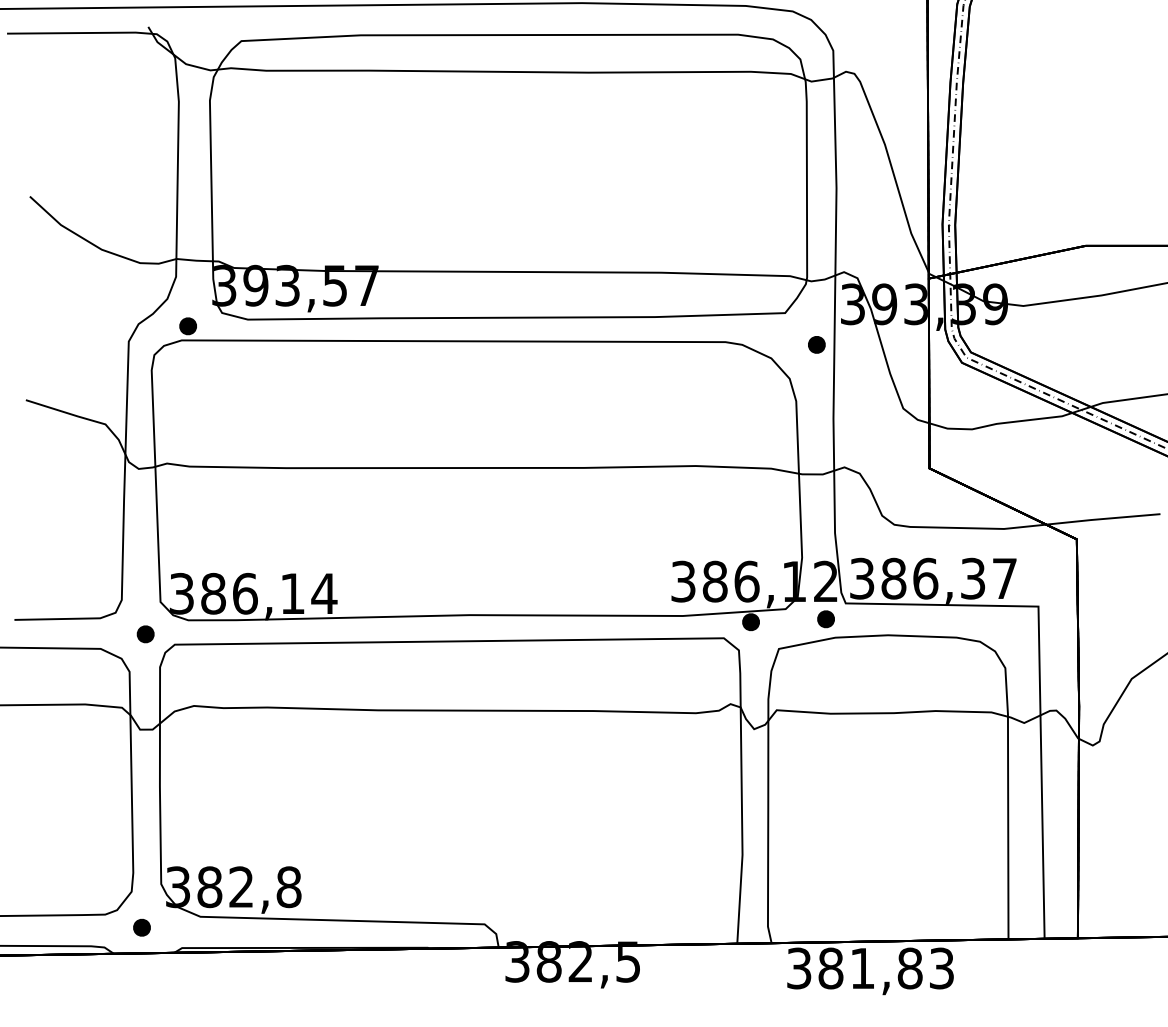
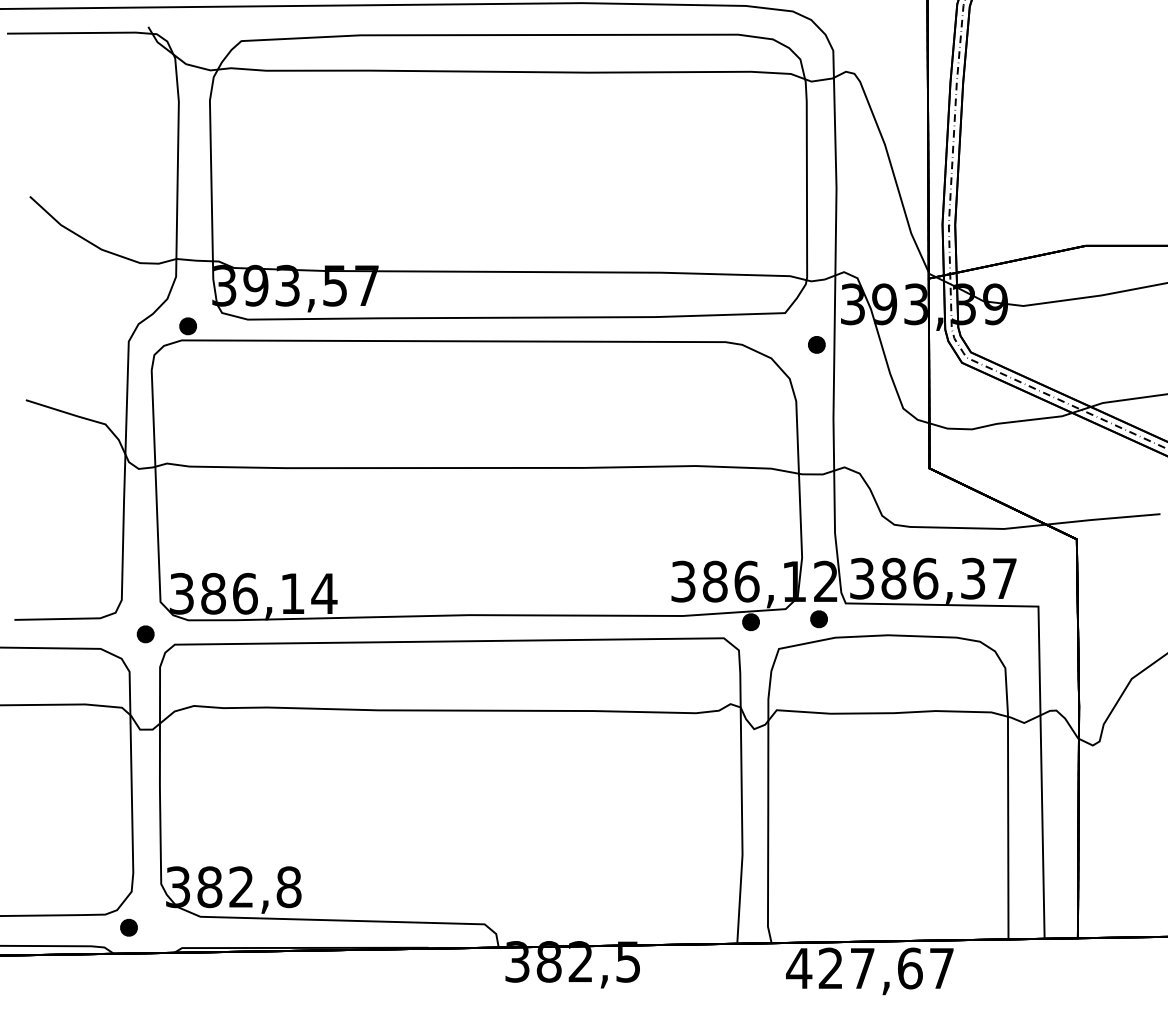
part position: (825, 619) -> (818, 619) (818, 619)
part position: (141, 927) -> (128, 927) (128, 927)
text: 381,83 -> 427,67 (869, 968)
